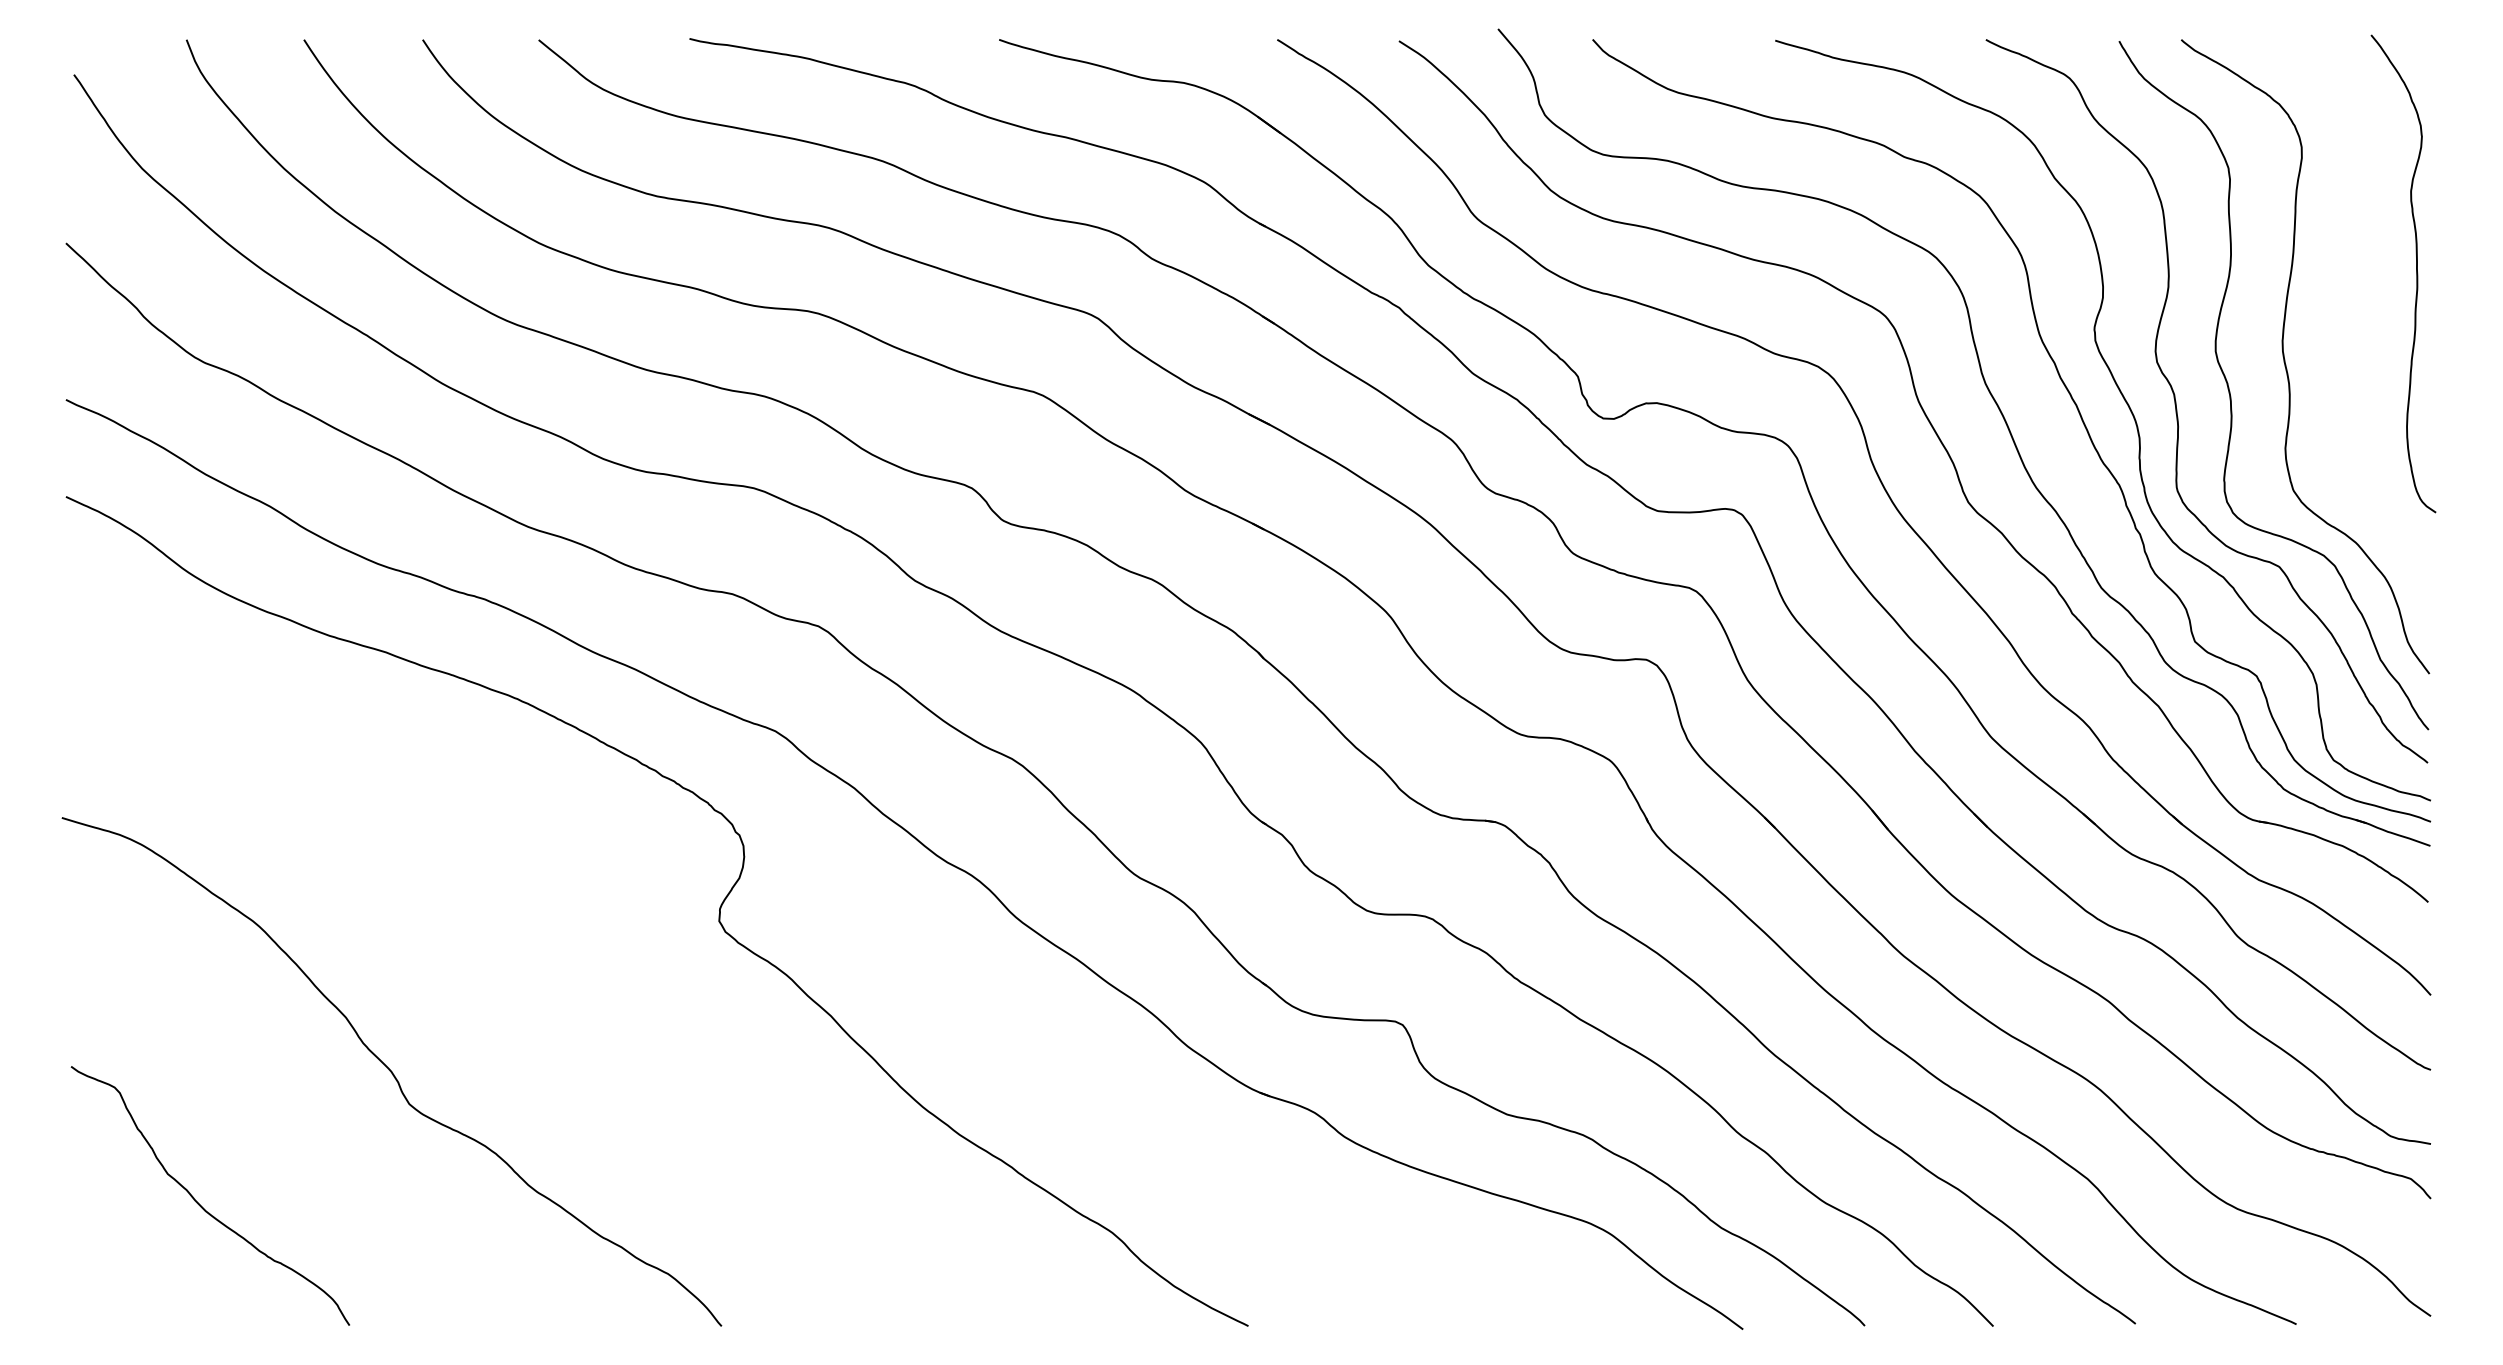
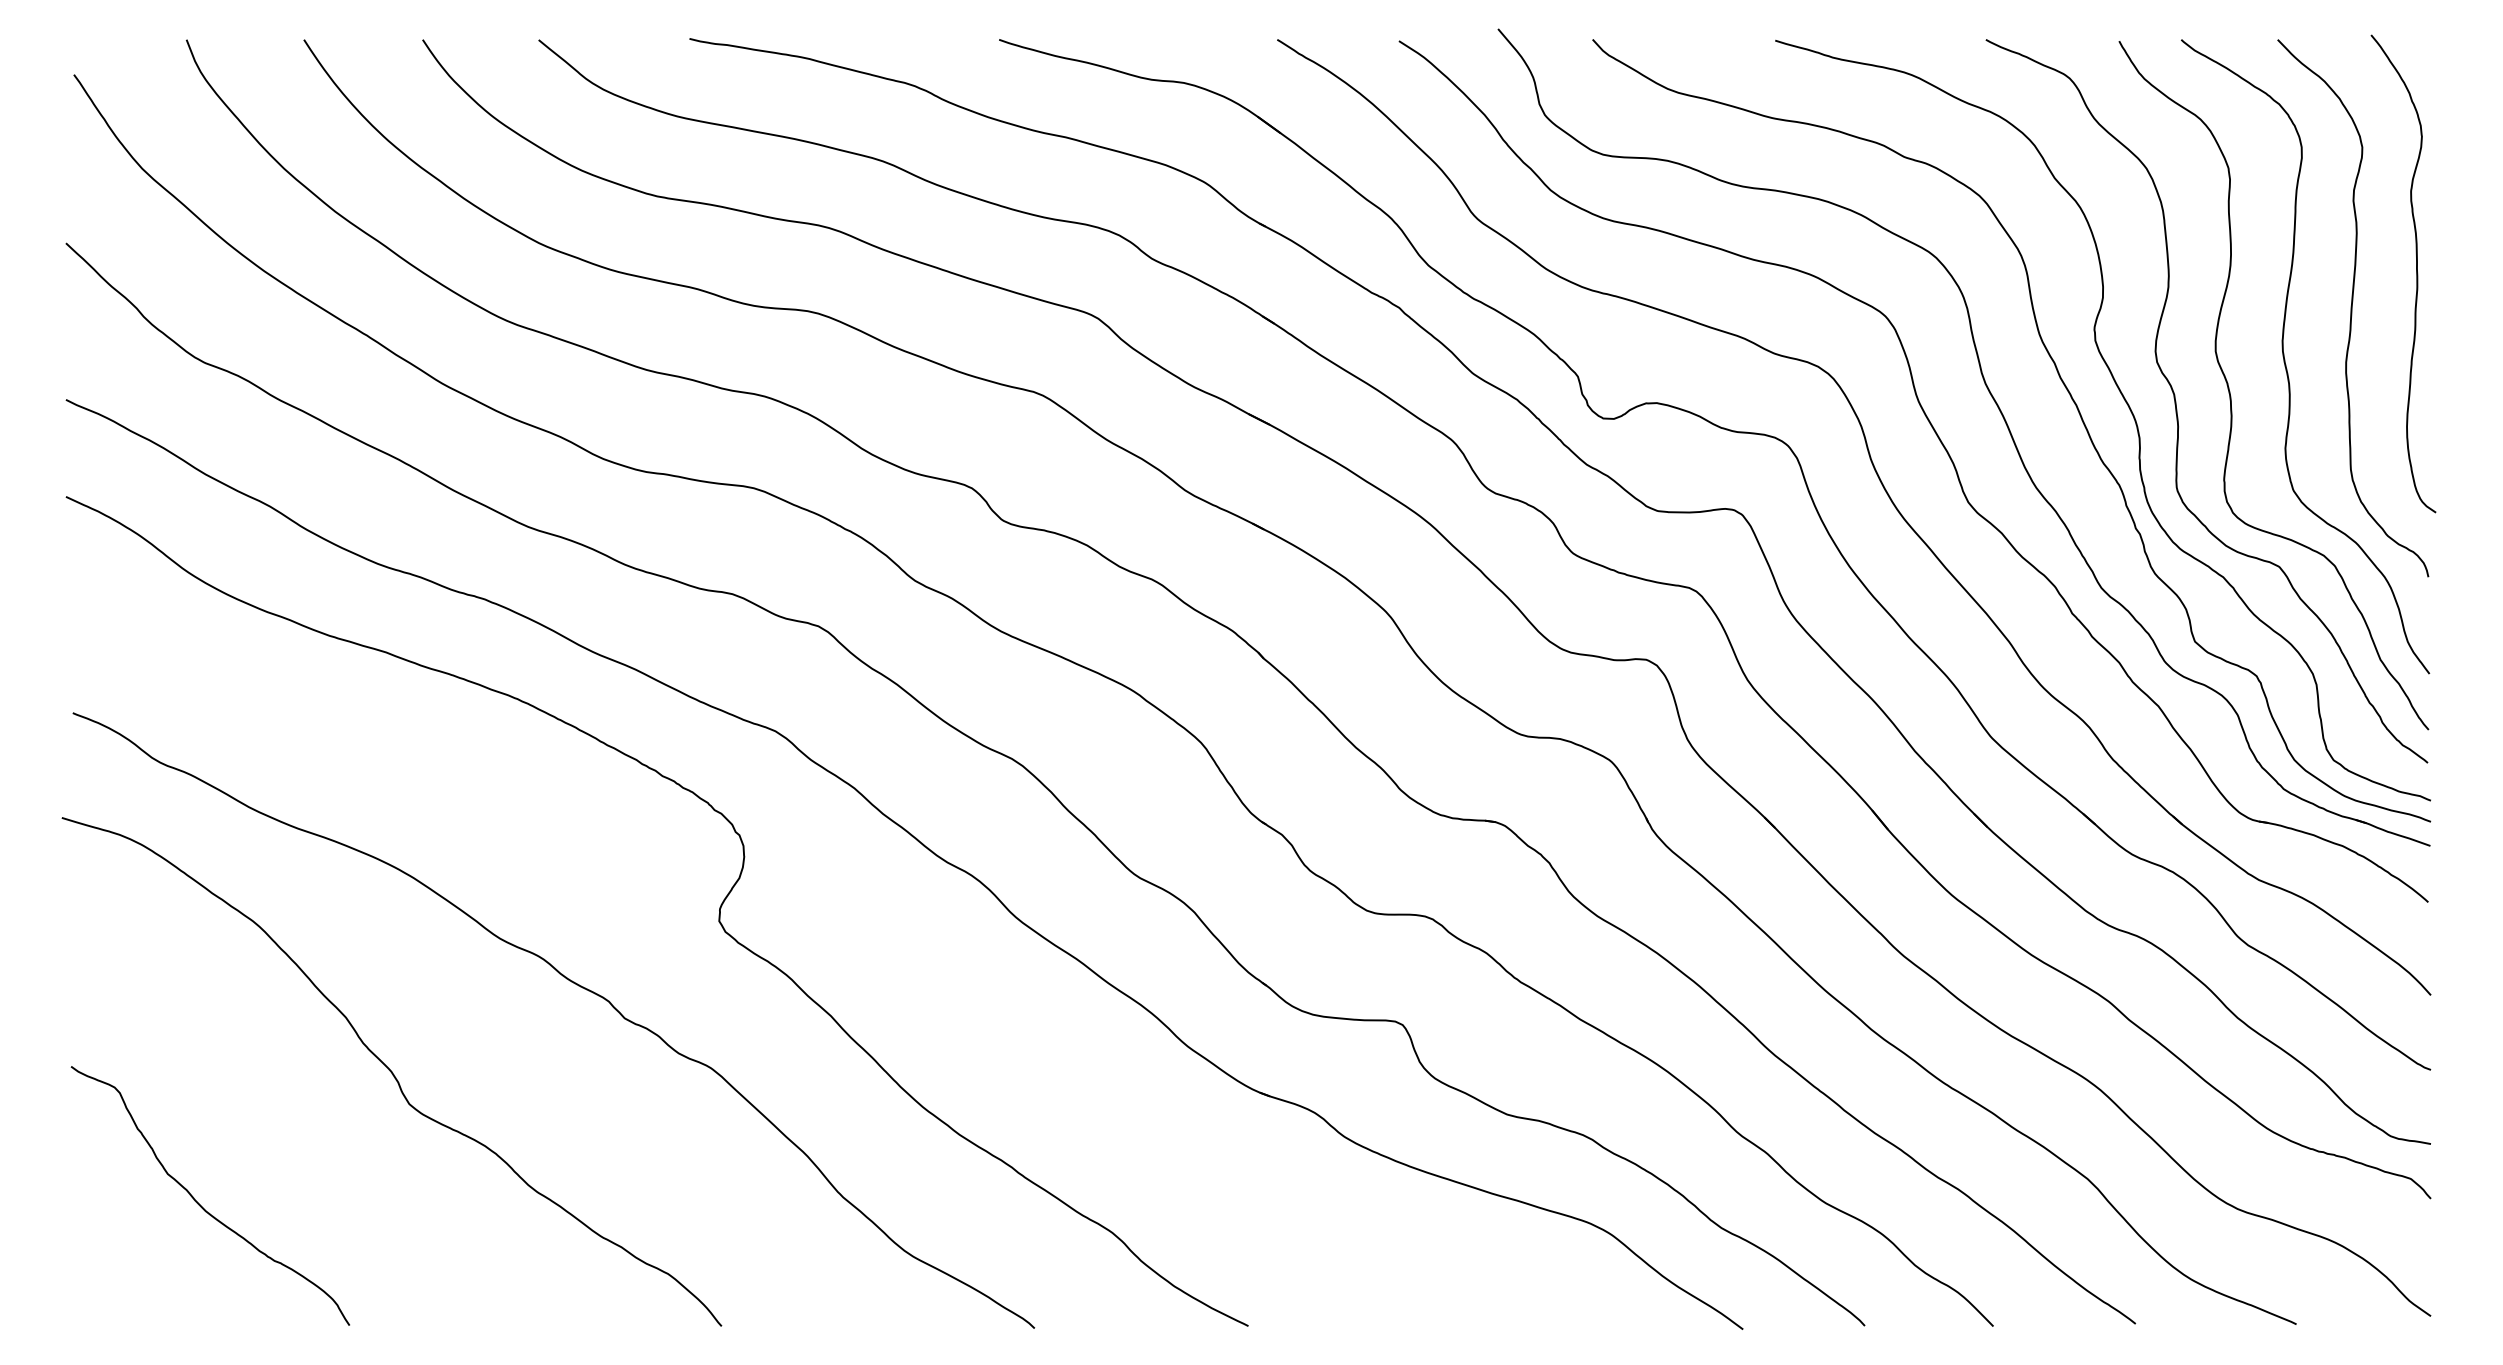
curve: none -> present (2352, 308)
curve: none -> present (576, 985)
